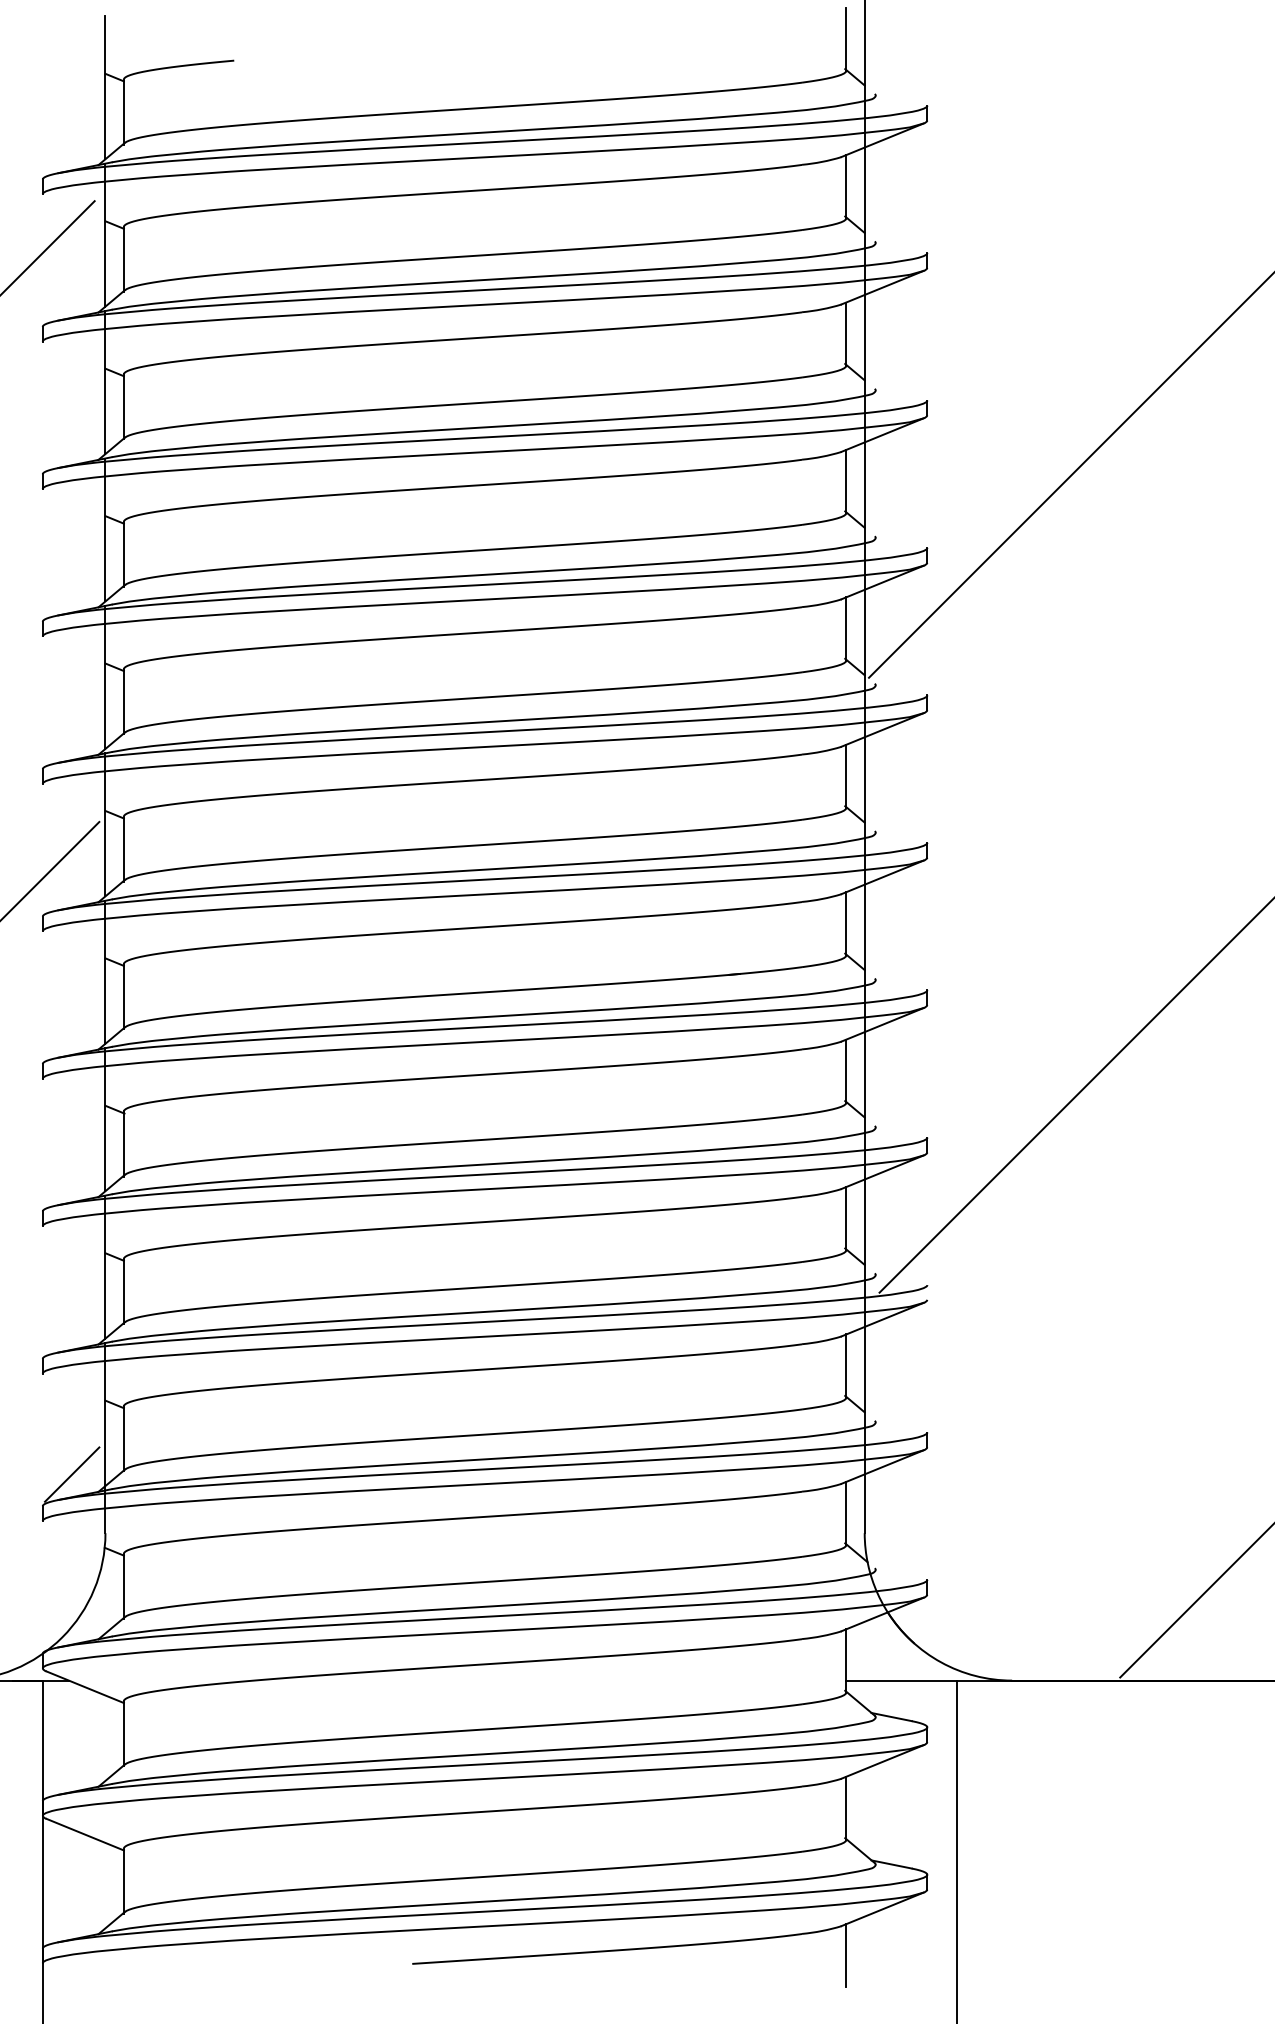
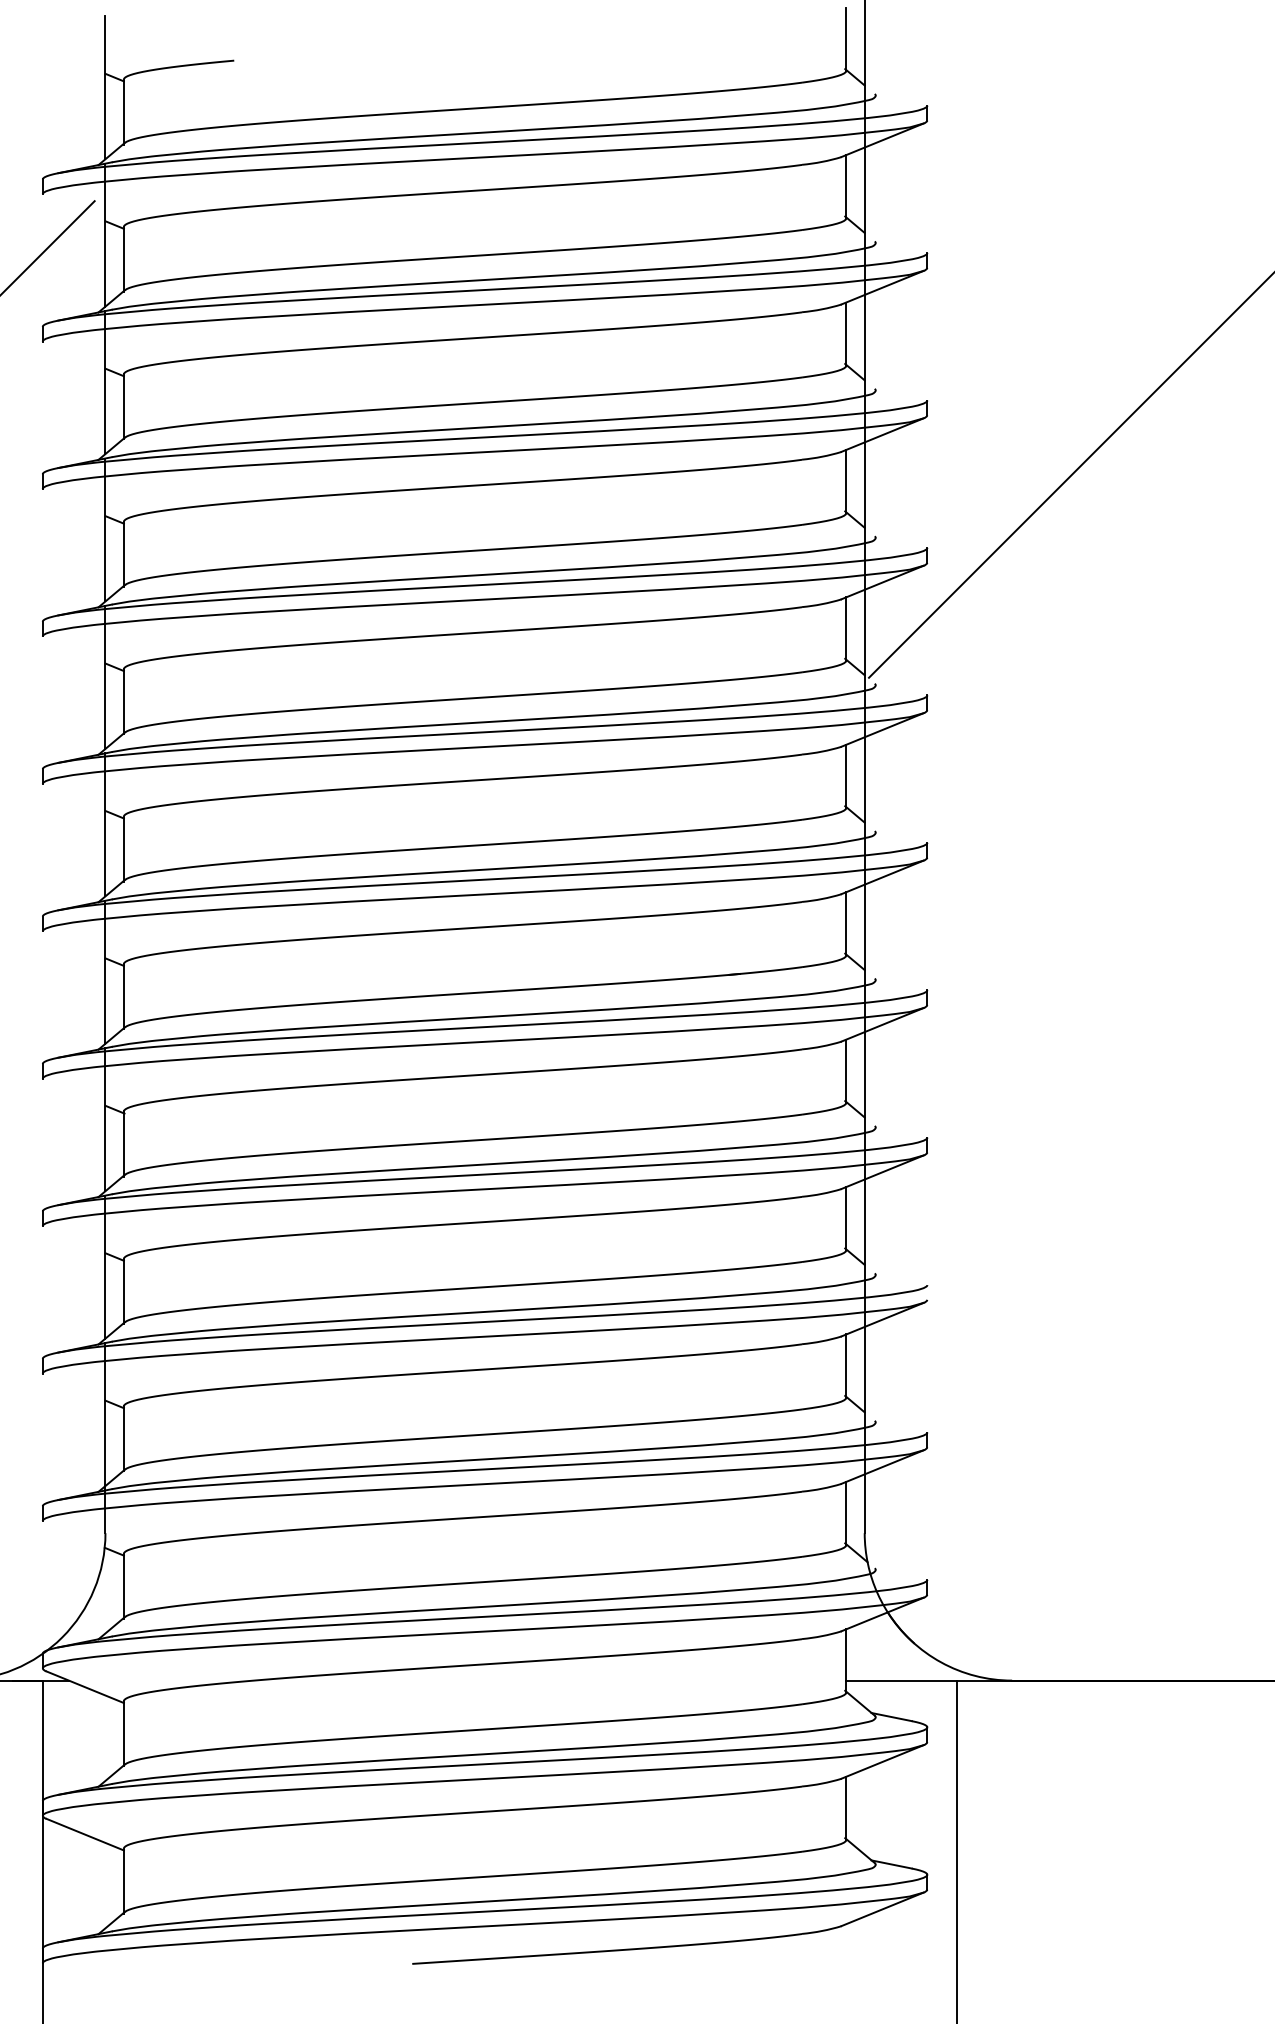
line: present -> none (50, 869)
line: present -> none (1075, 1096)
line: present -> none (71, 1474)
line: present -> none (1195, 1601)
line: present -> none (846, 1955)
